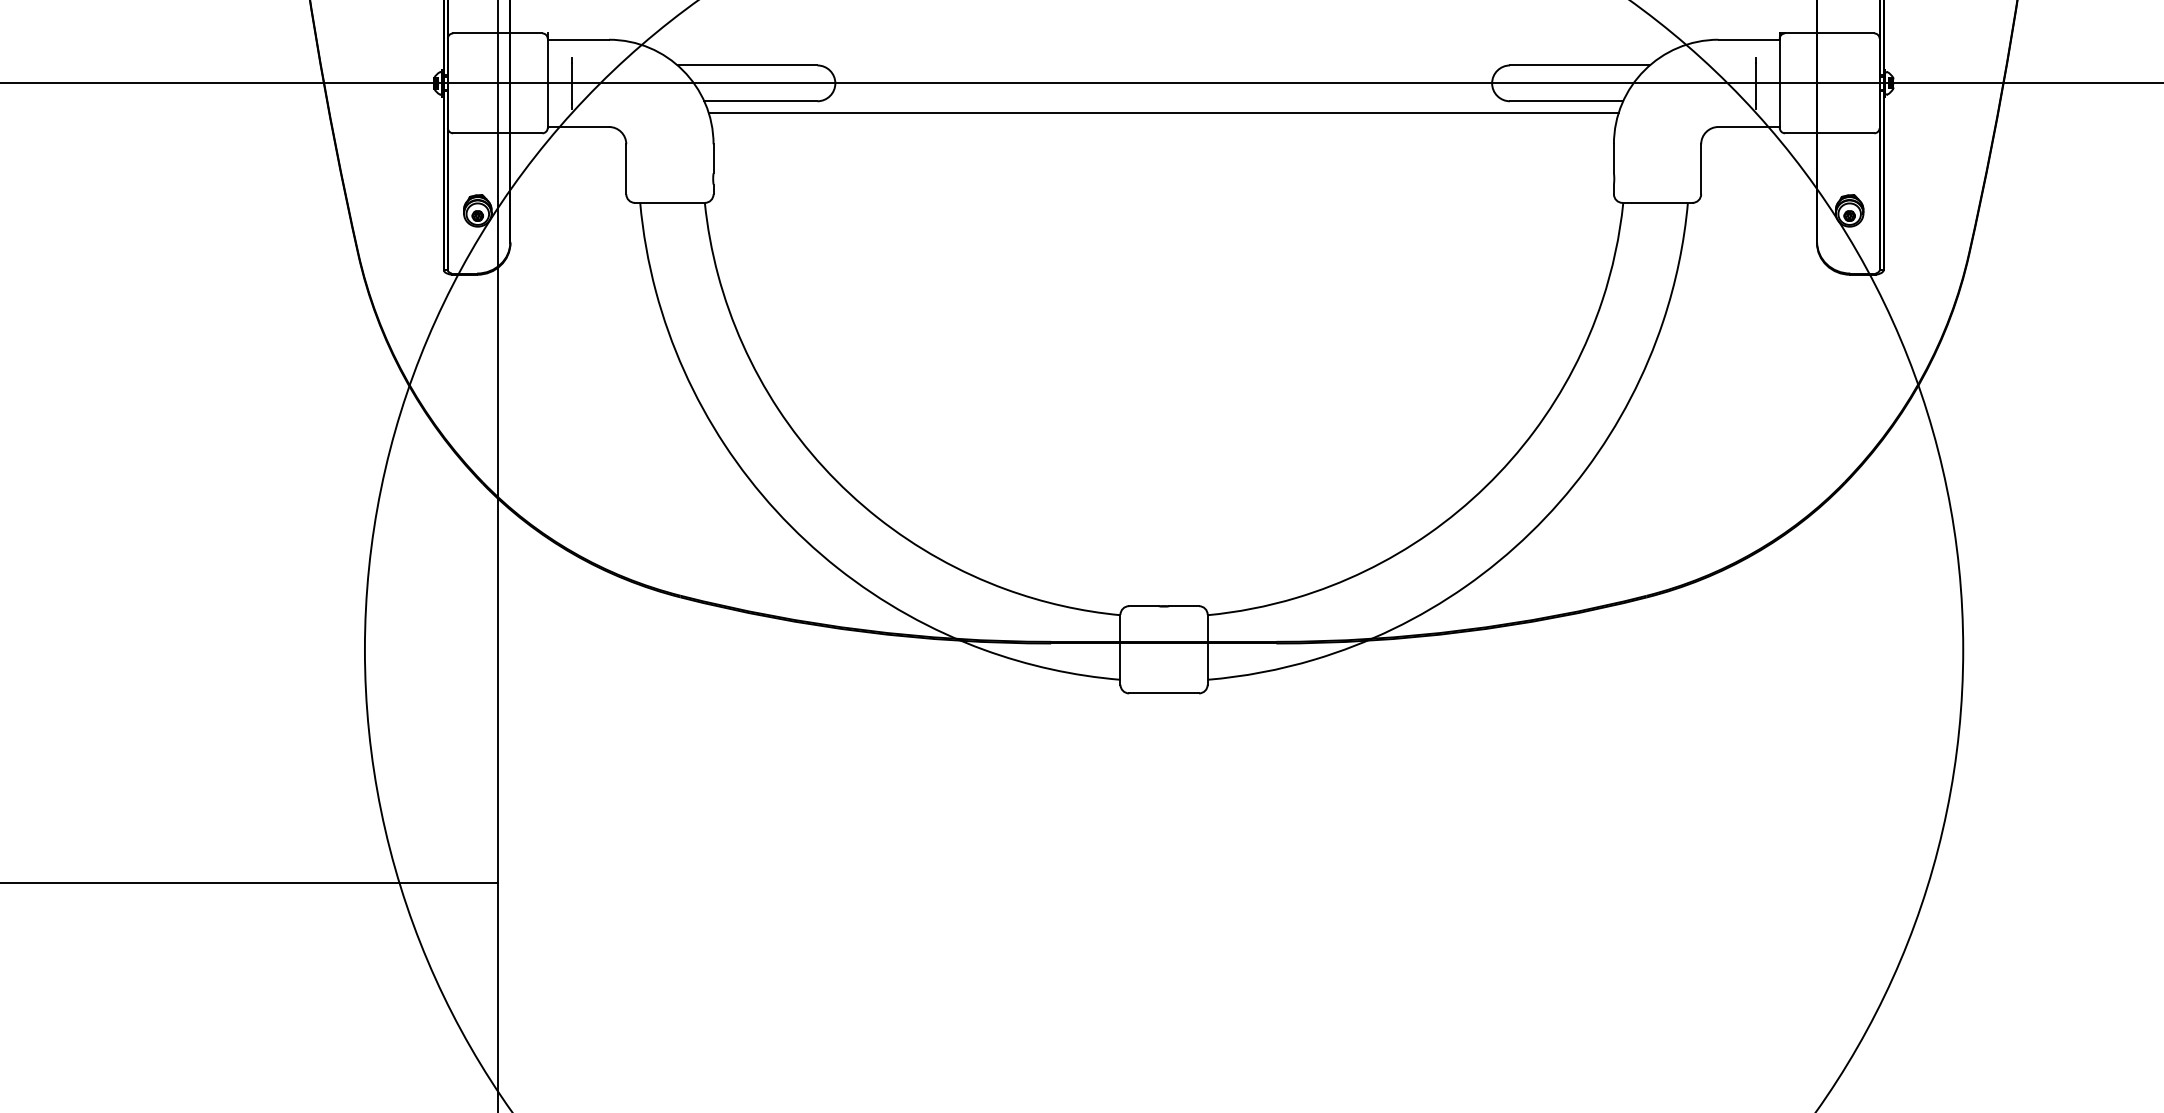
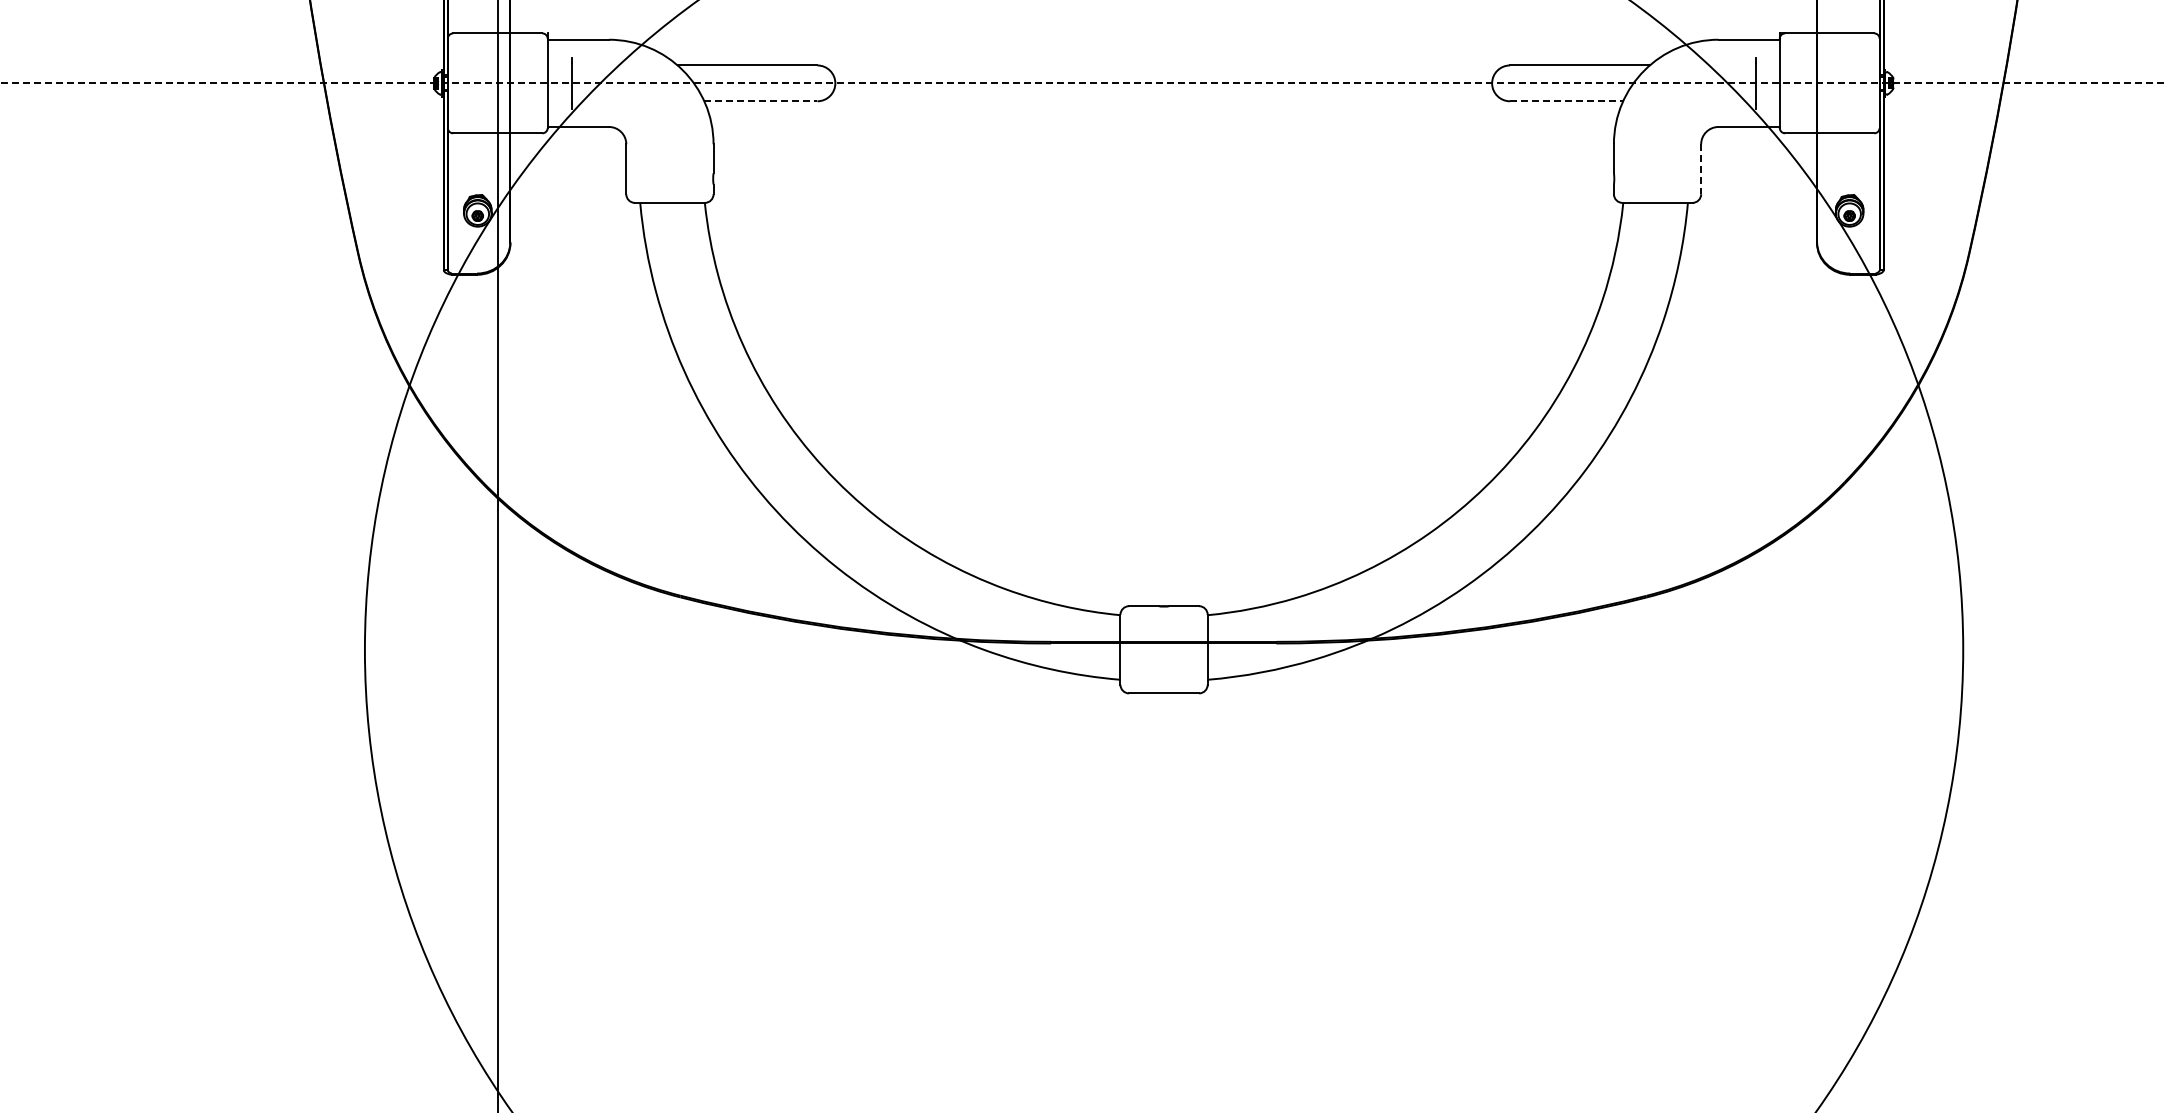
line: solid -> dashed (1081, 83)
line: solid -> dashed (760, 101)
line: solid -> dashed (1566, 101)
line: present -> none (1163, 113)
line: solid -> dashed (1701, 169)
line: present -> none (249, 882)
